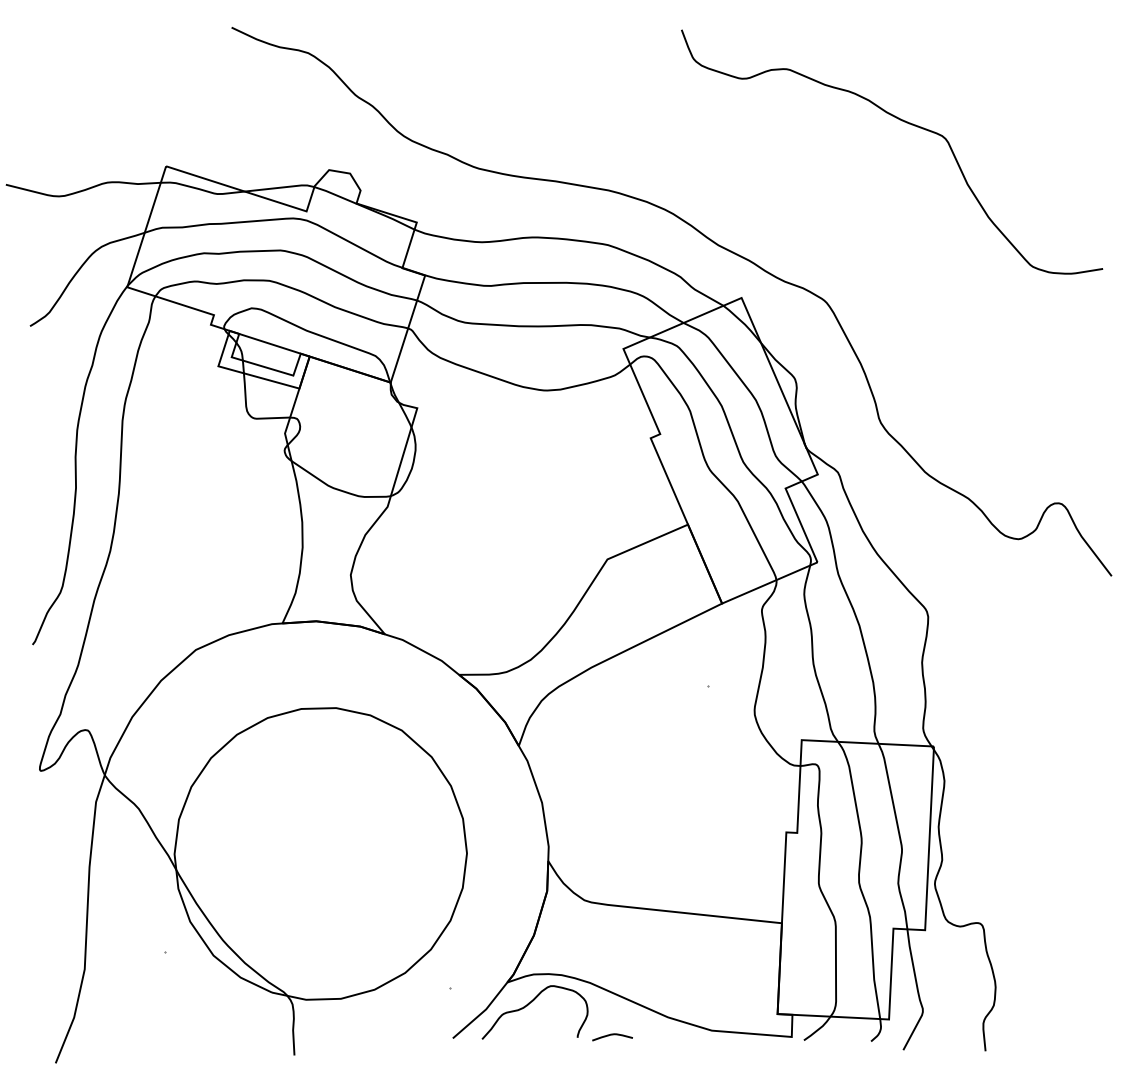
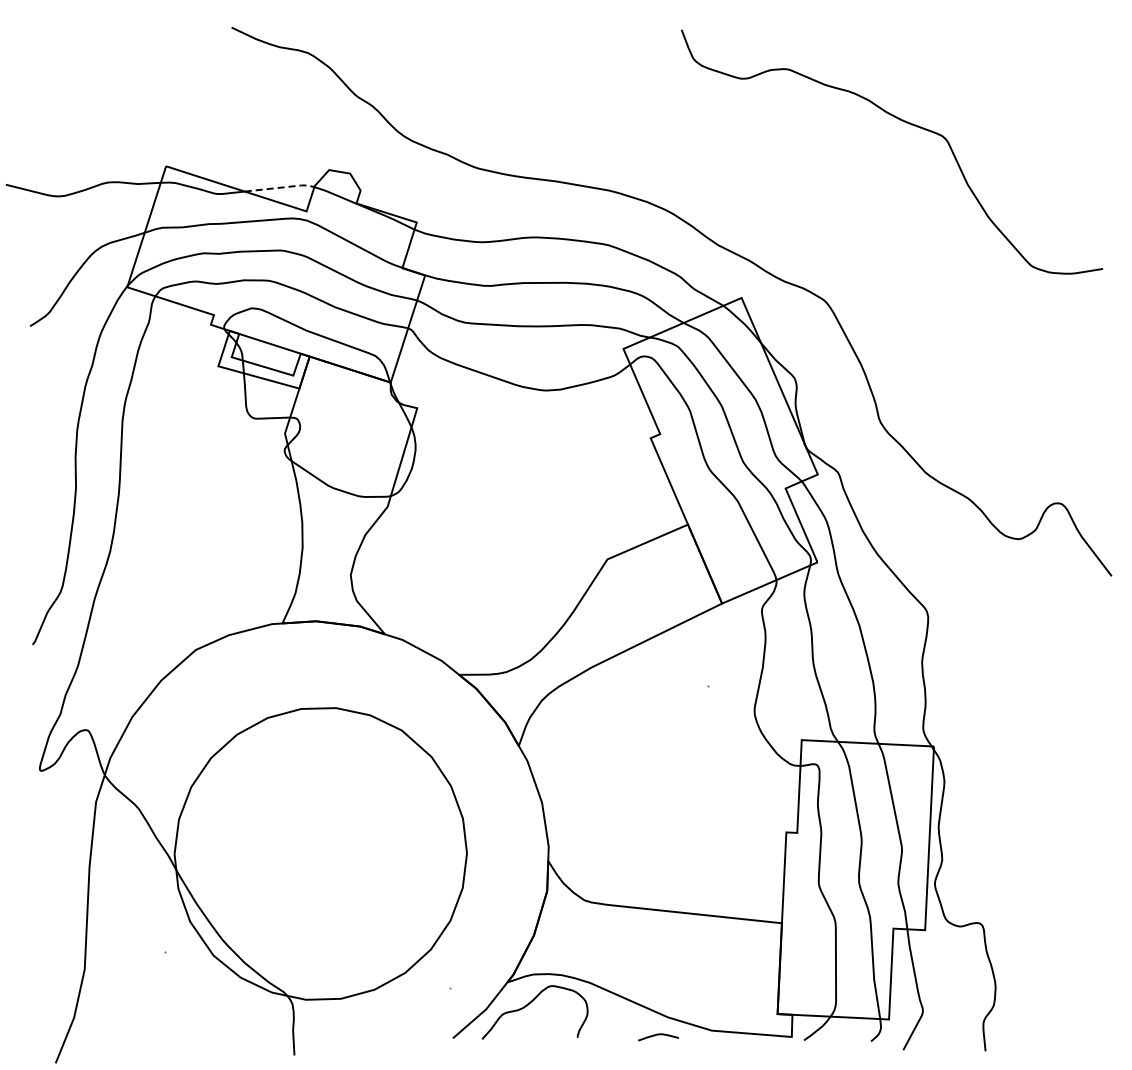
line: solid -> dashed (281, 187)
curve position: (612, 1035) -> (658, 1035) (658, 1035)
